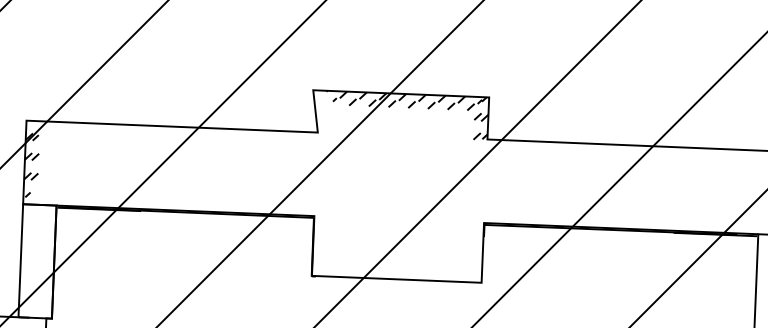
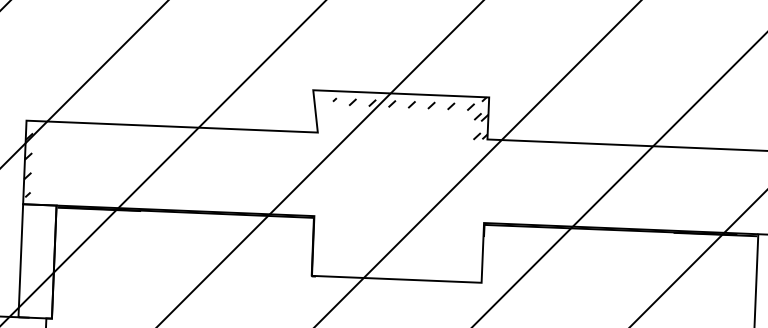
hatch: present -> none (404, 96)
hatch: present -> none (35, 157)
